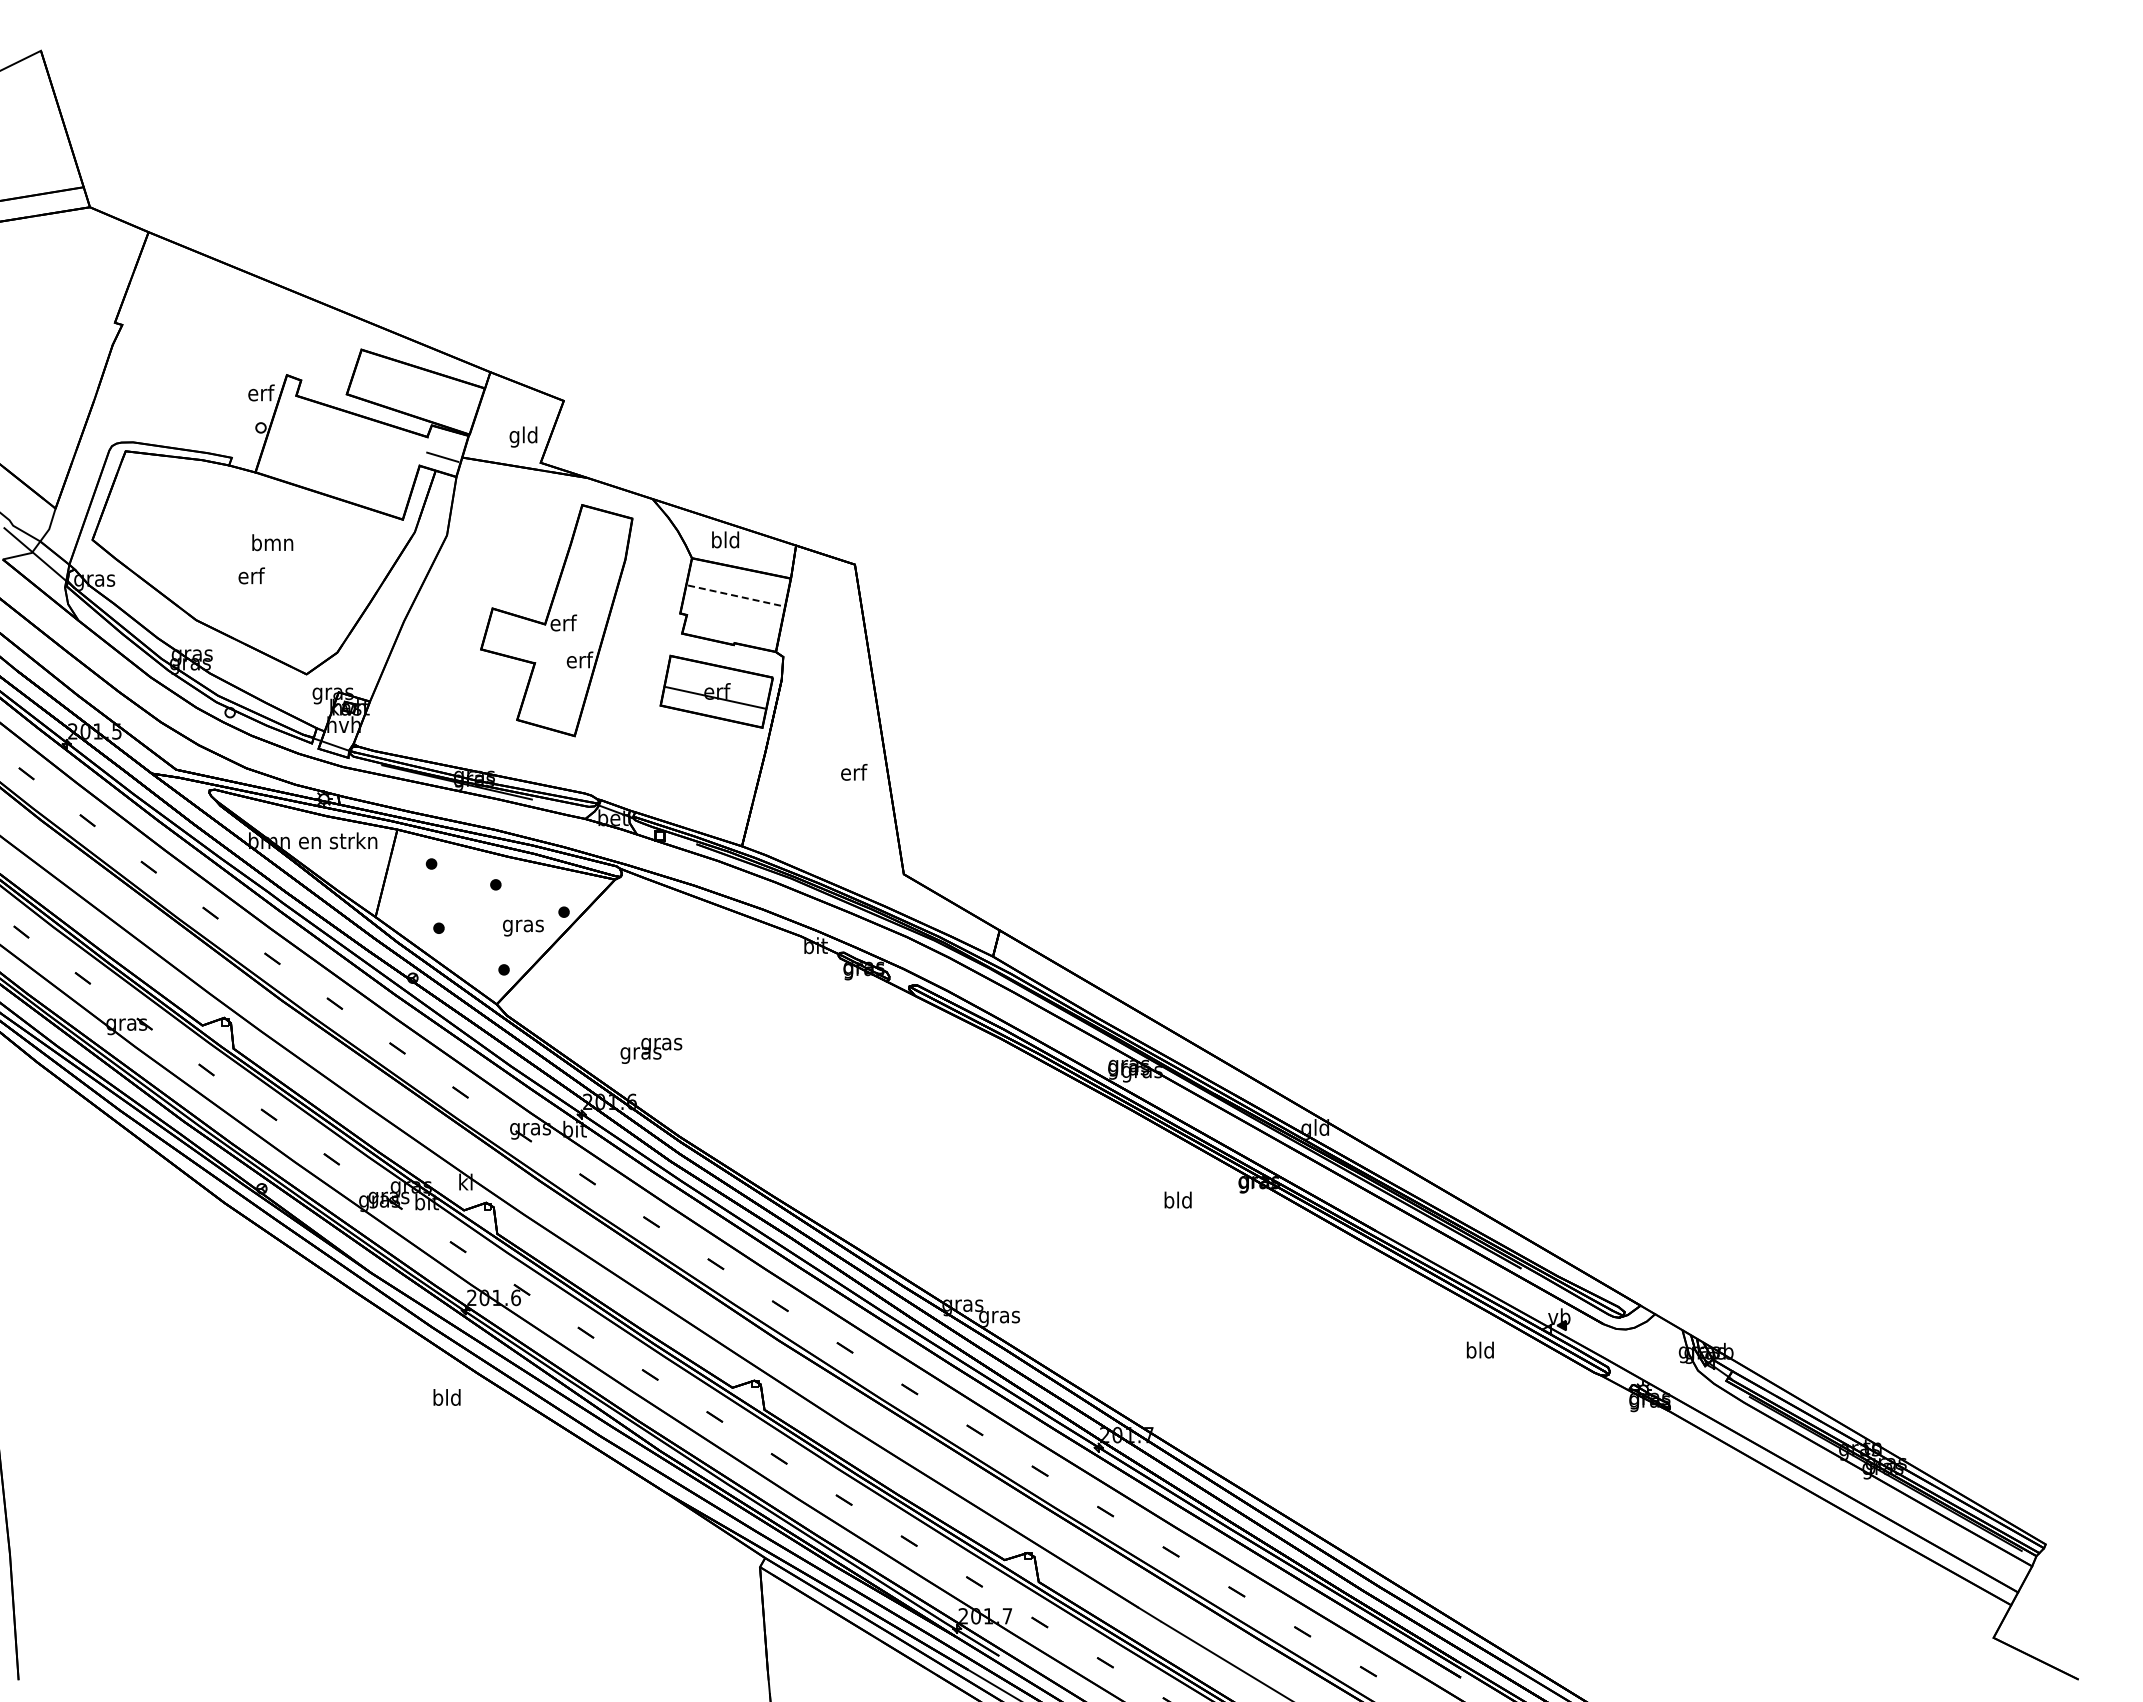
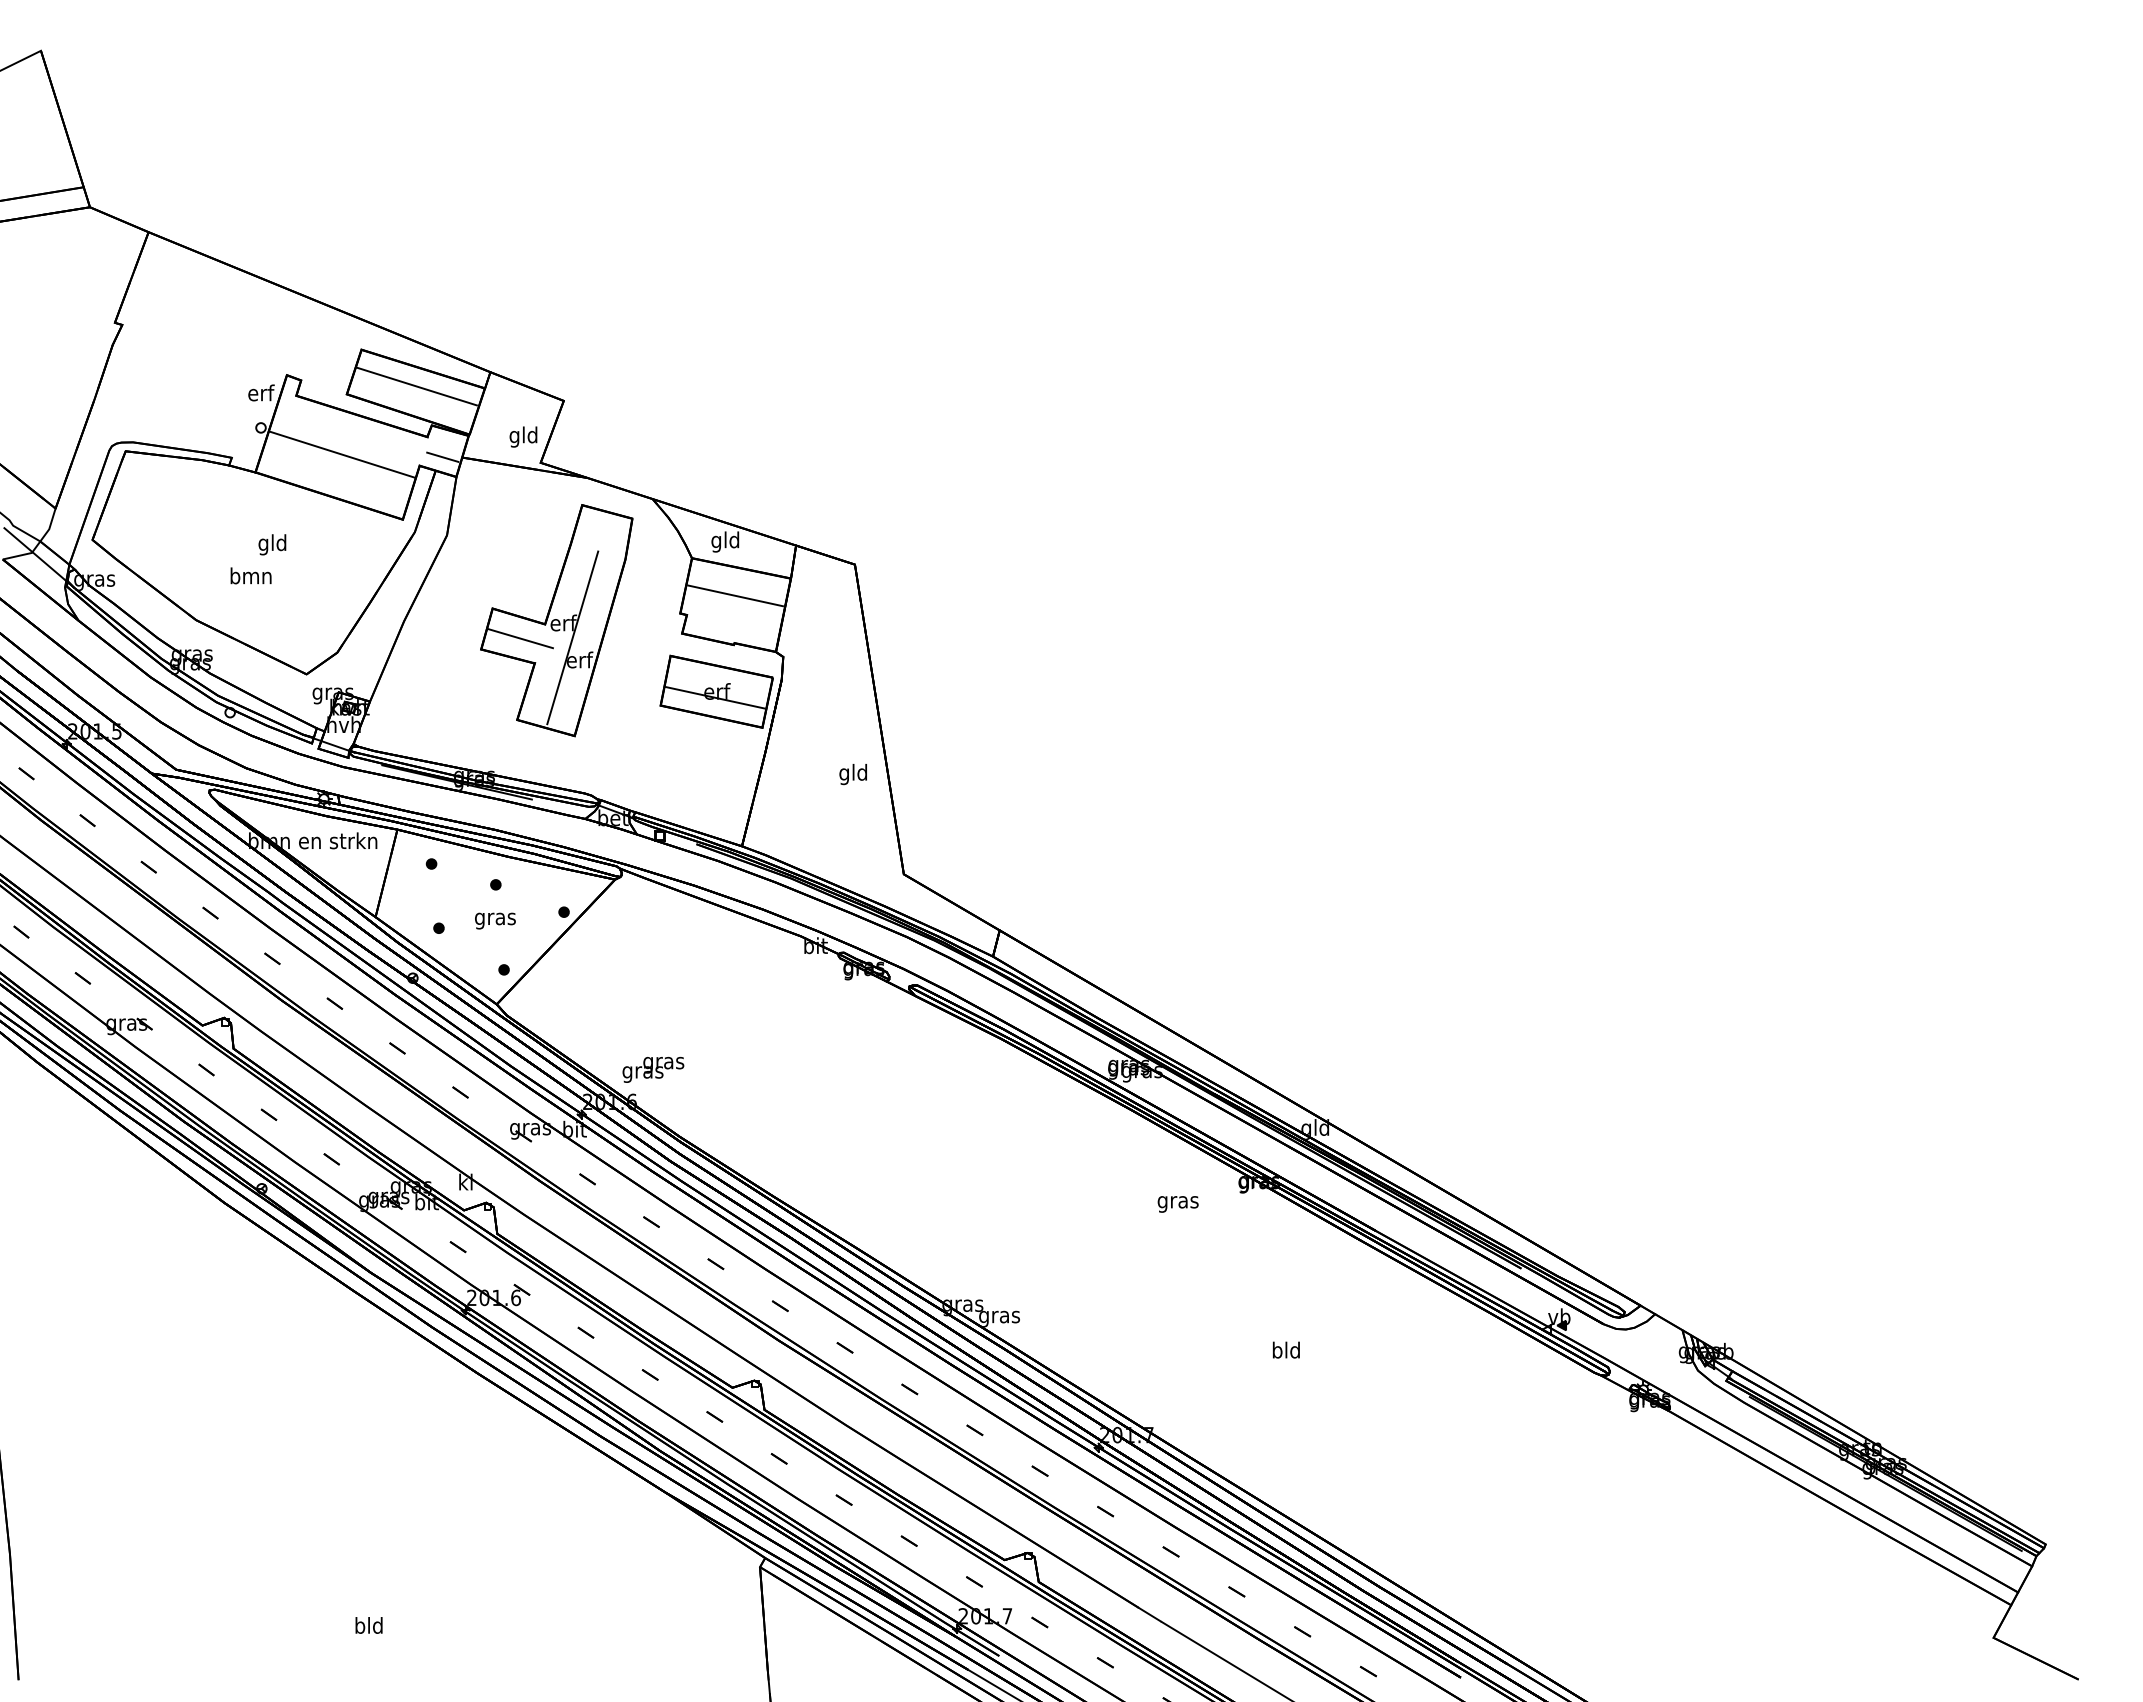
line: none -> present (416, 386)
line: none -> present (342, 454)
text: bld -> gld (716, 541)
text: bmn -> gld (272, 544)
text: erf -> bmn (250, 575)
line: dashed -> solid (735, 595)
line: none -> present (572, 637)
line: none -> present (520, 638)
text: erf -> gld (853, 774)
text position: (523, 927) -> (495, 920) (495, 920)
text position: (651, 1050) -> (653, 1069) (653, 1069)
text: bld -> gras (1177, 1201)
text position: (1480, 1349) -> (1286, 1349) (1286, 1349)
text position: (446, 1397) -> (368, 1625) (368, 1625)
